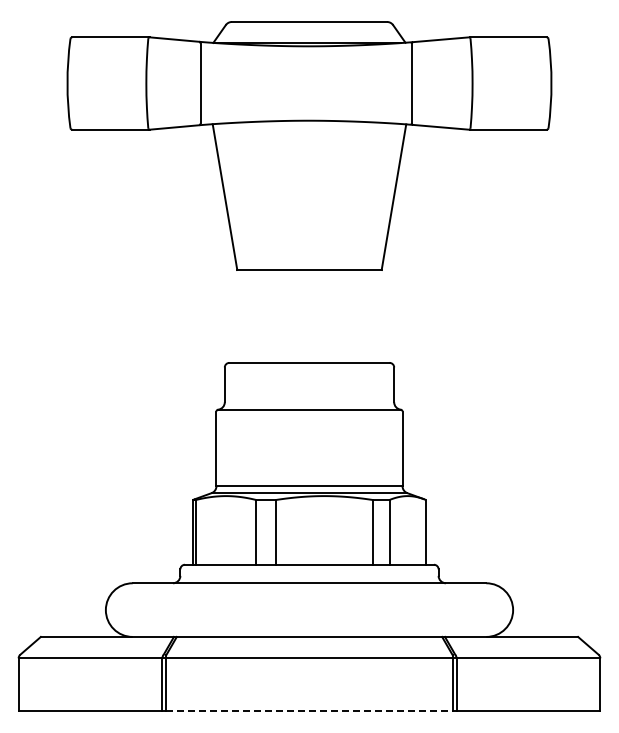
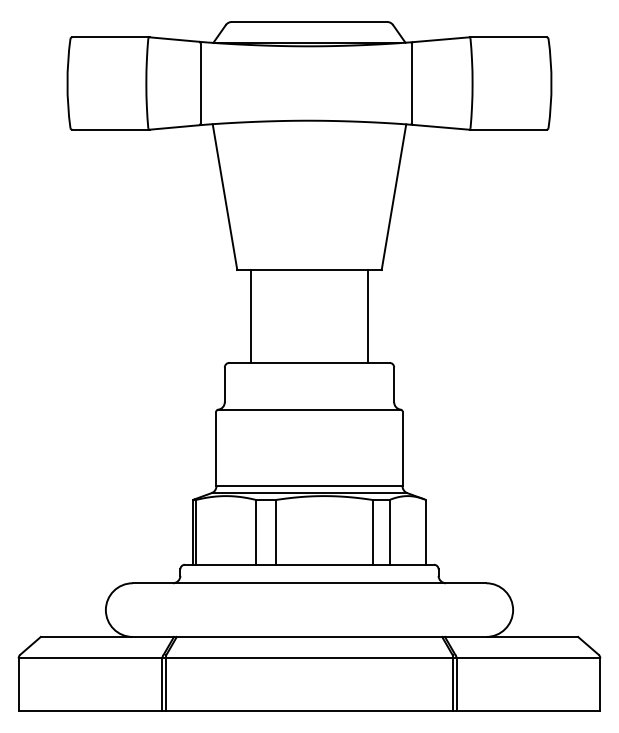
line: none -> present (251, 316)
line: none -> present (367, 316)
line: dashed -> solid (309, 711)
